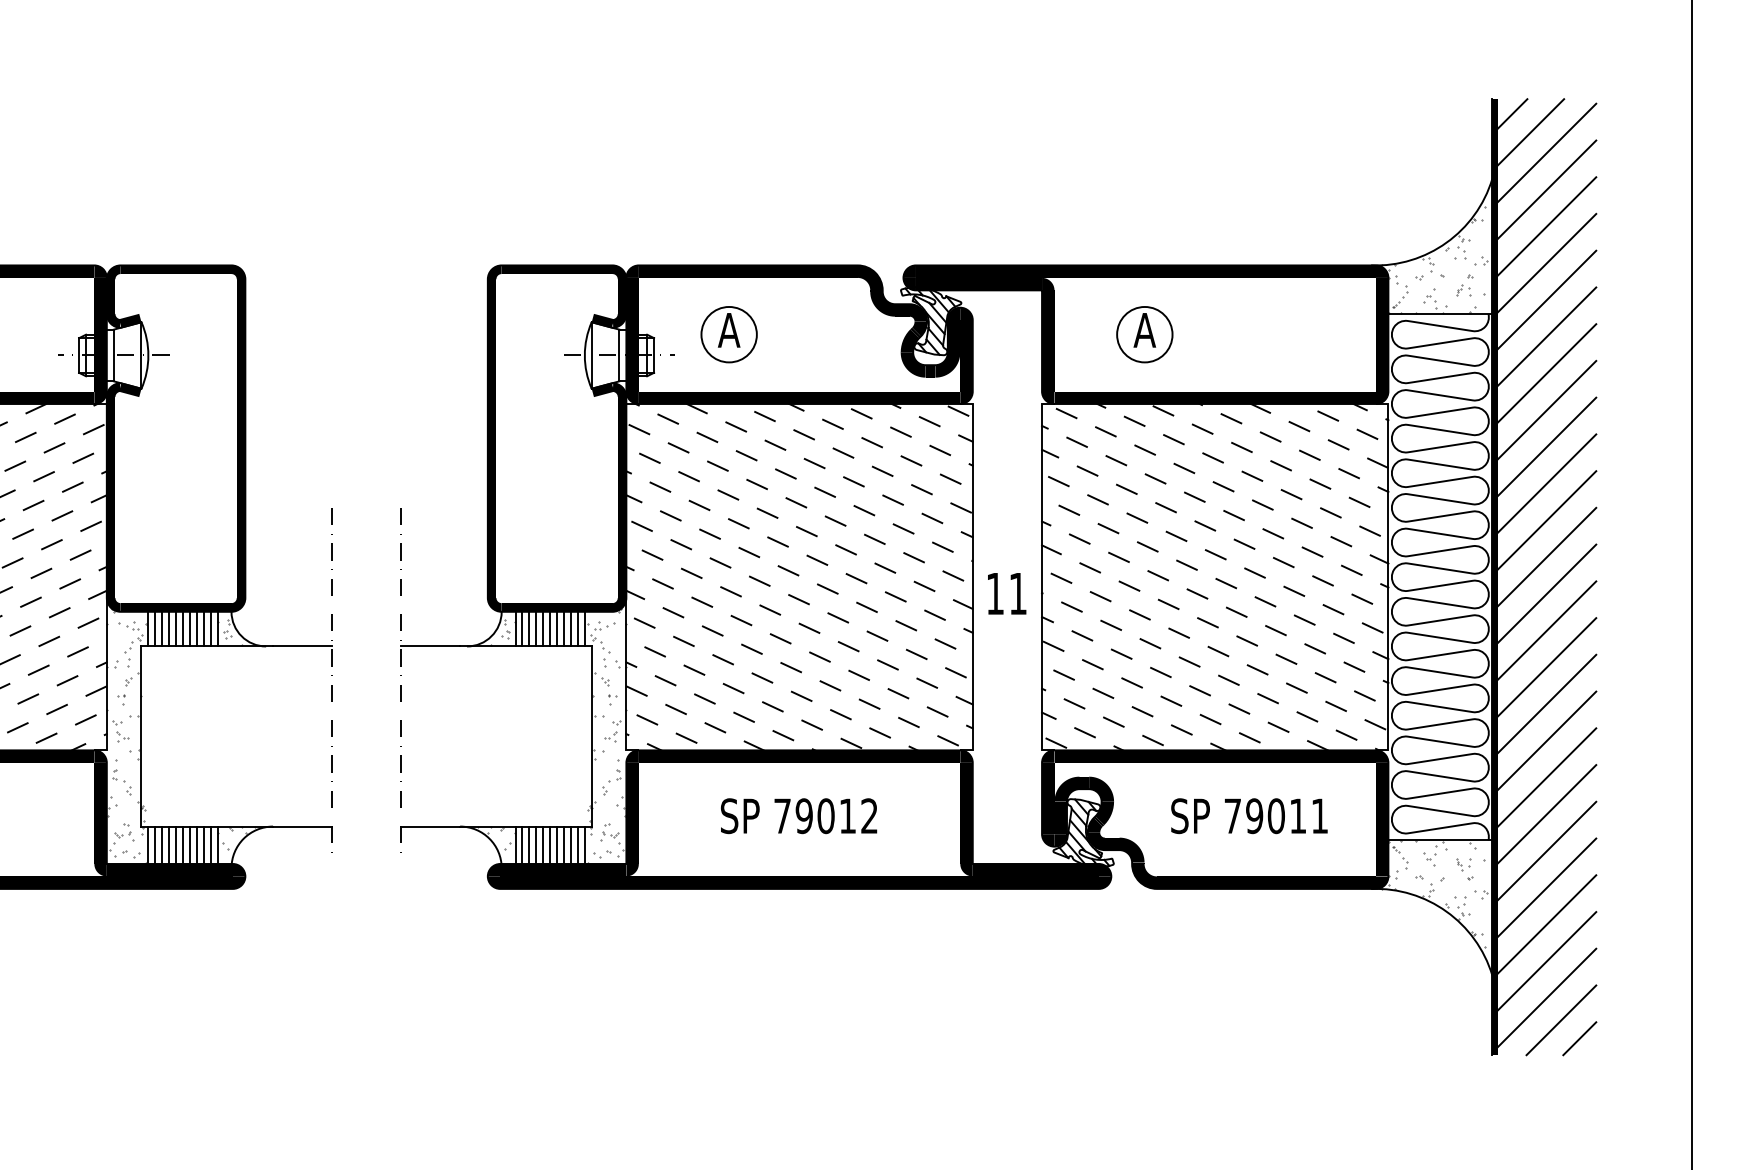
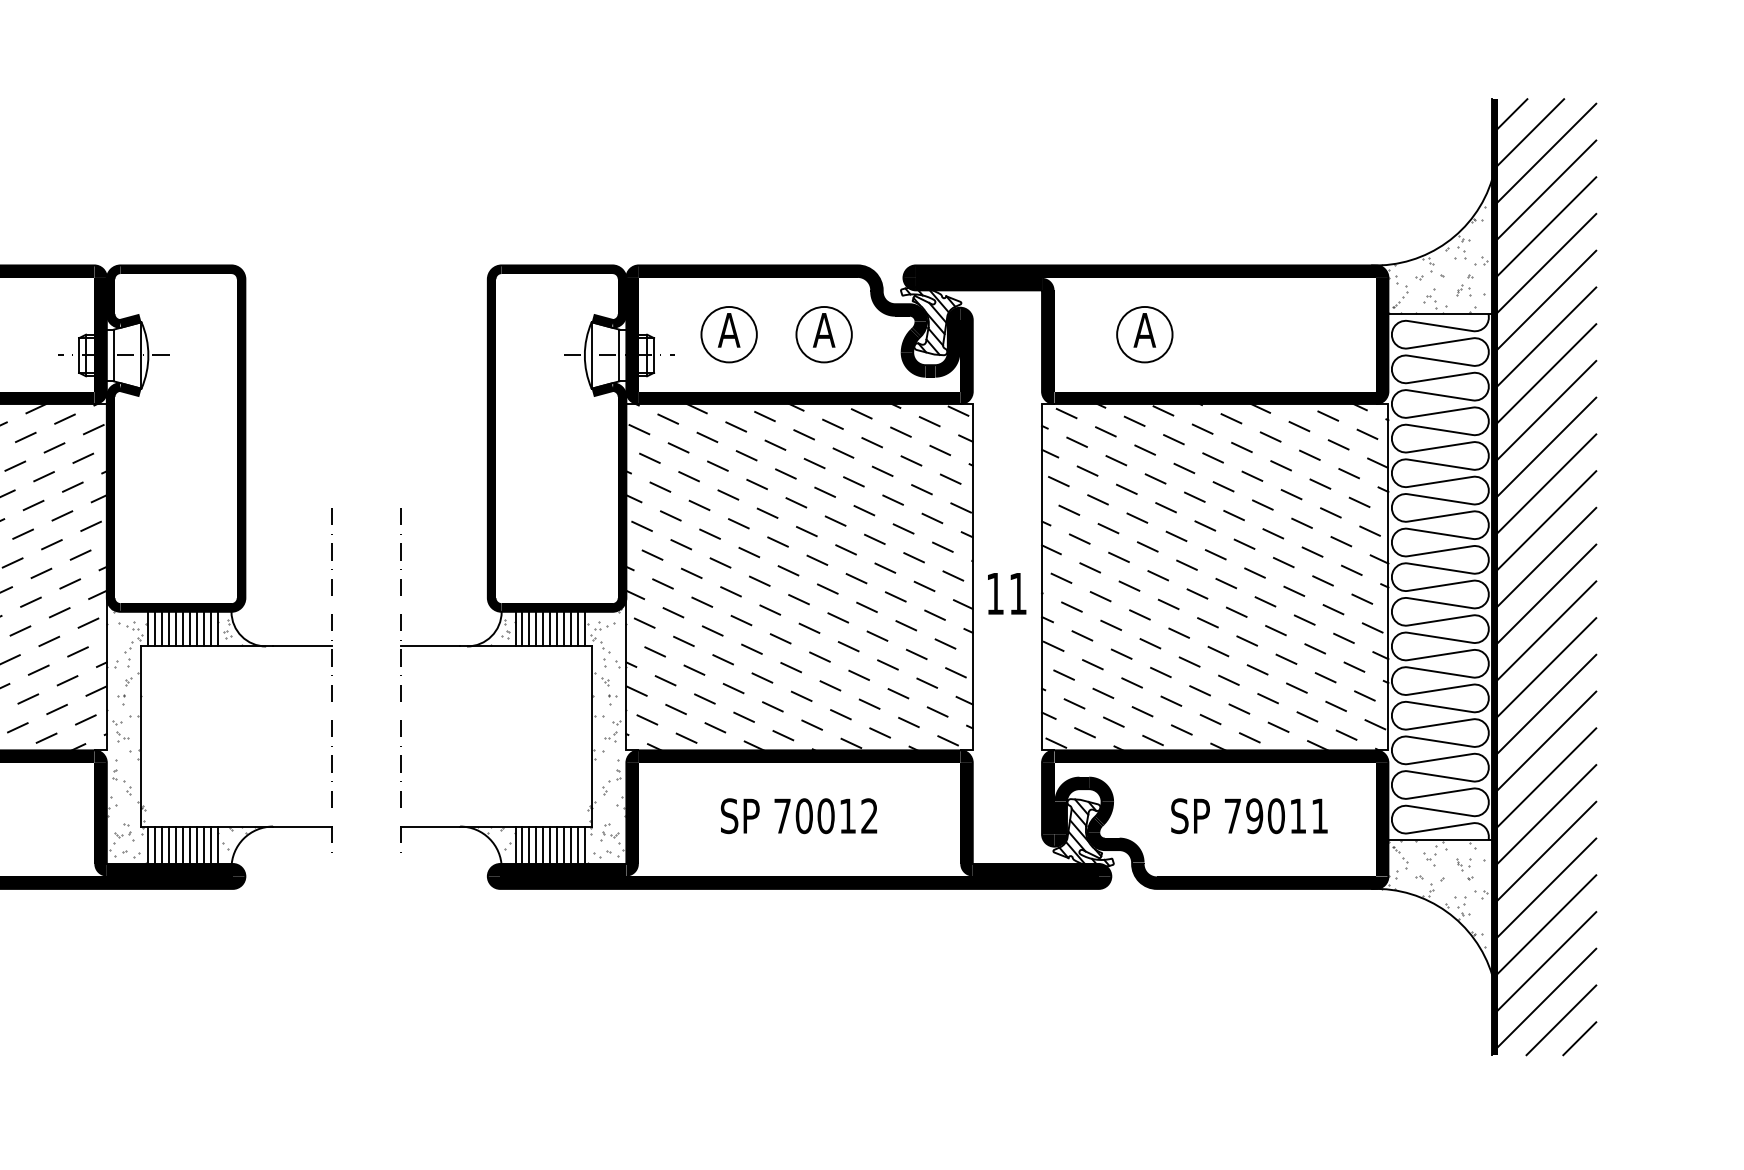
part: none -> present (823, 334)
line: present -> none (1691, 584)
text: 79012 -> 70012 (803, 816)
